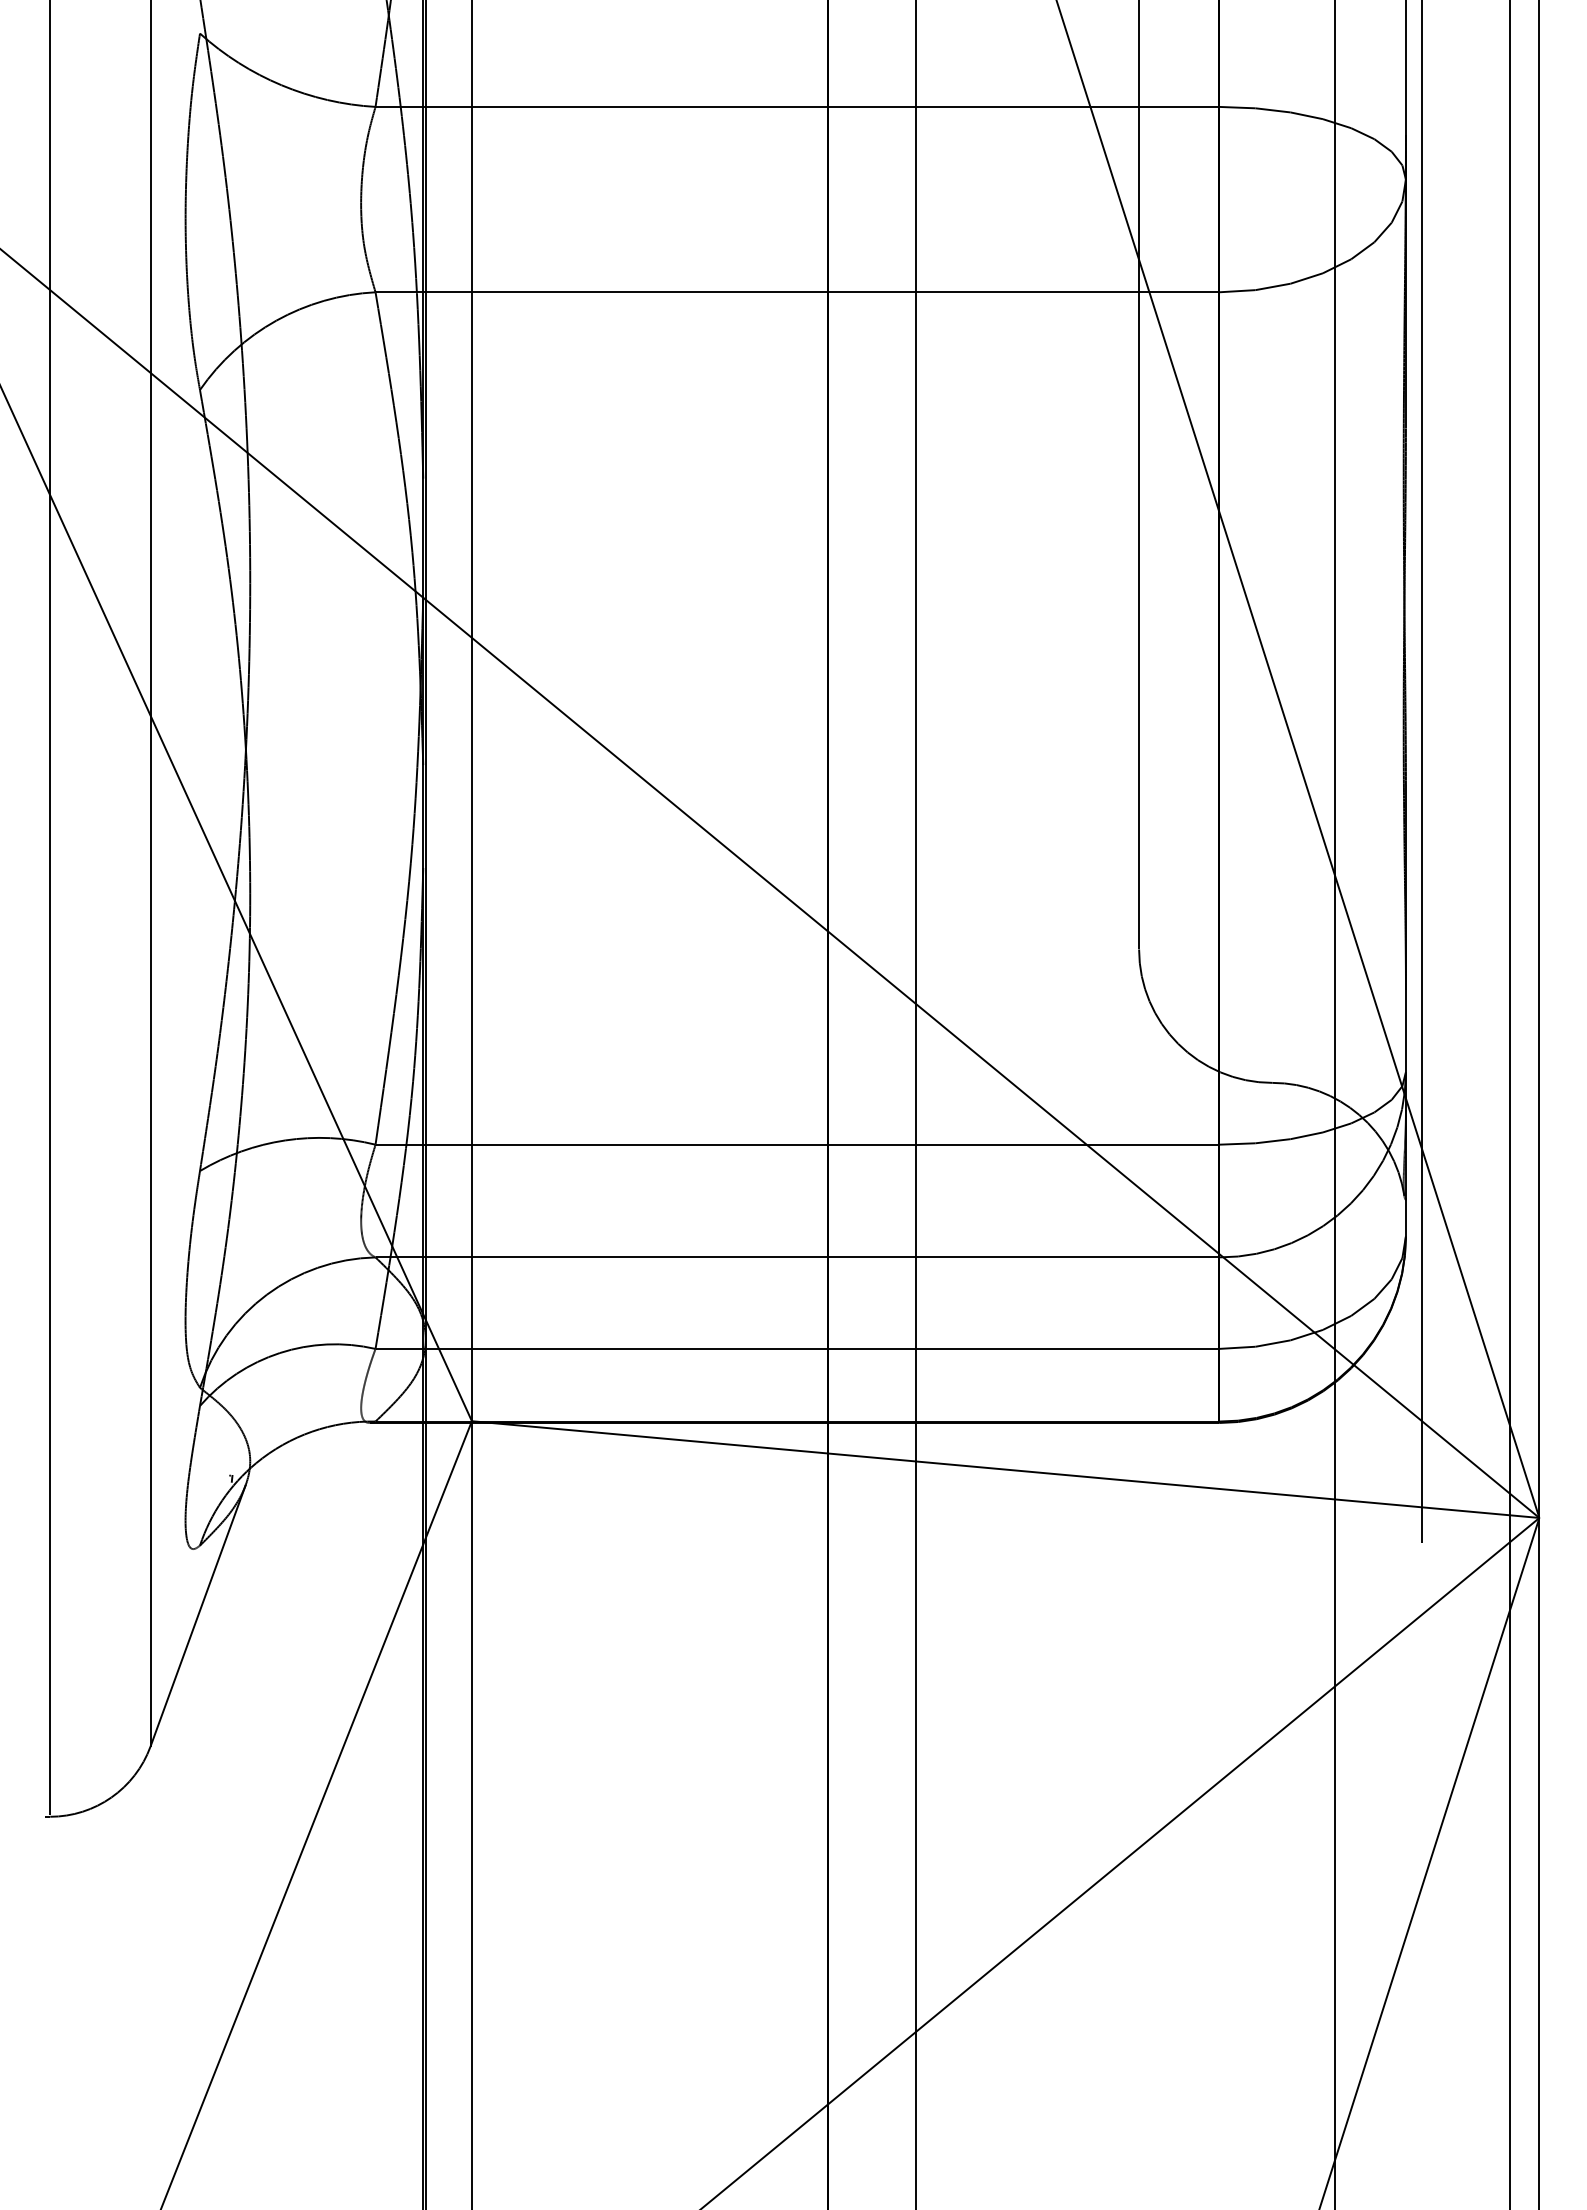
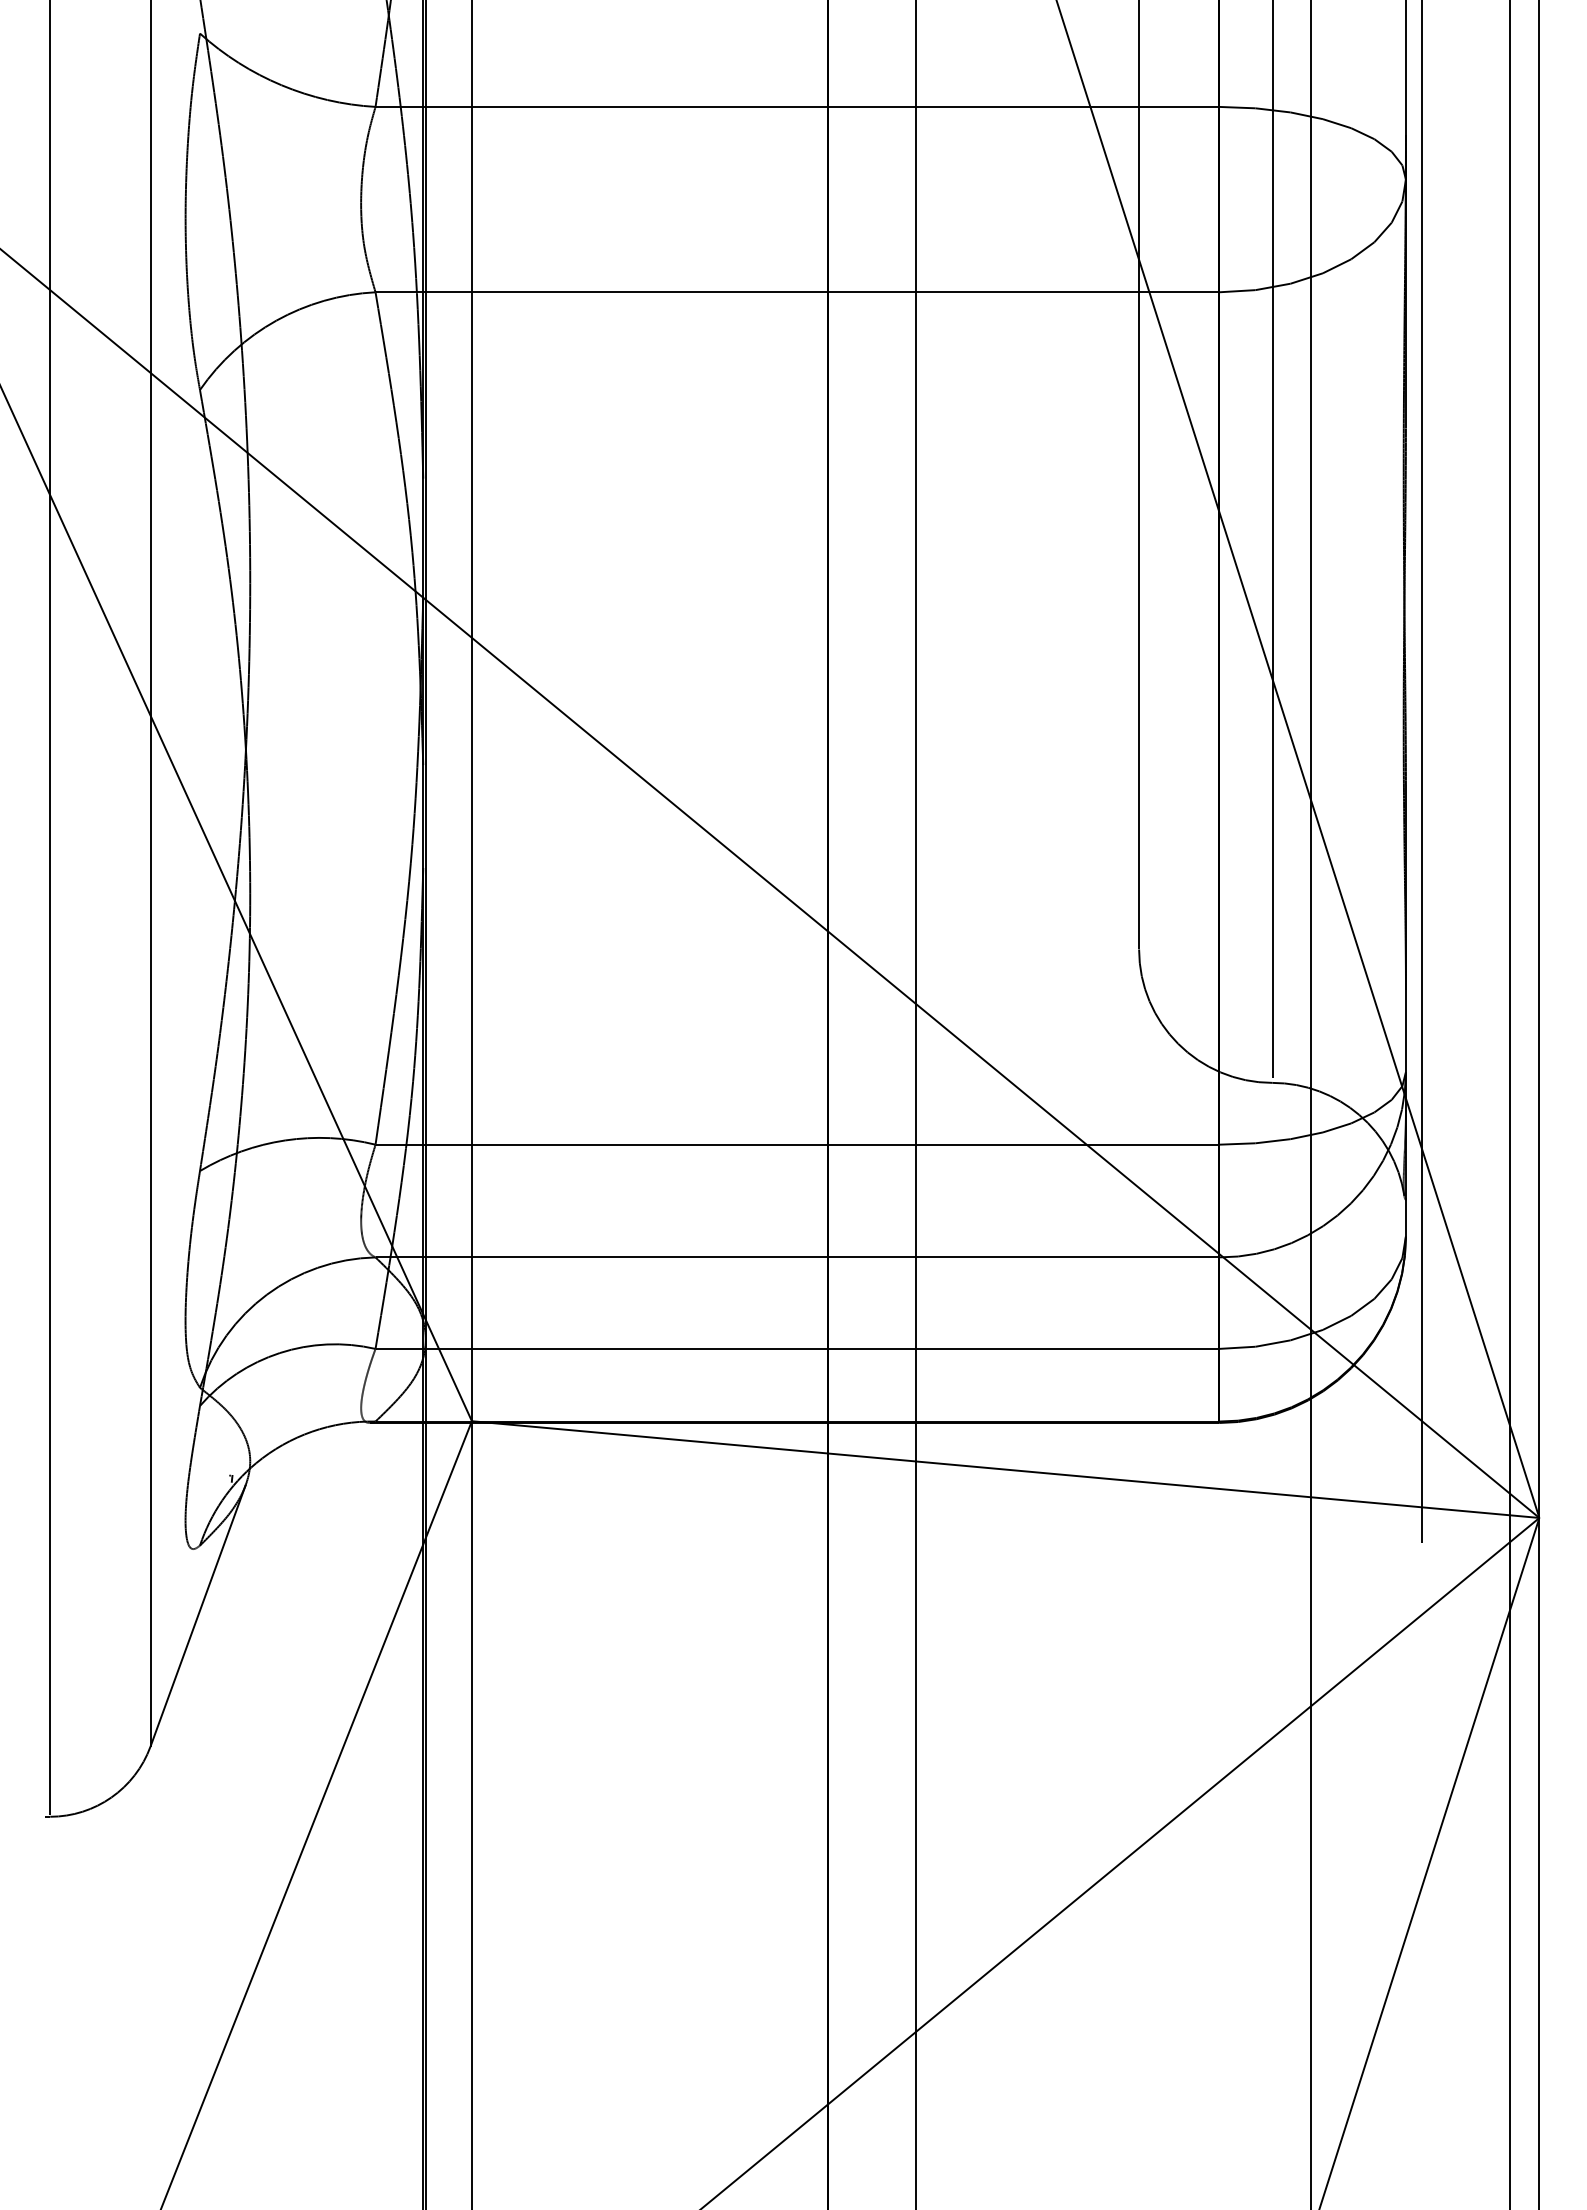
line: none -> present (1272, 539)
line position: (1334, 1104) -> (1310, 1104) (1310, 1104)
